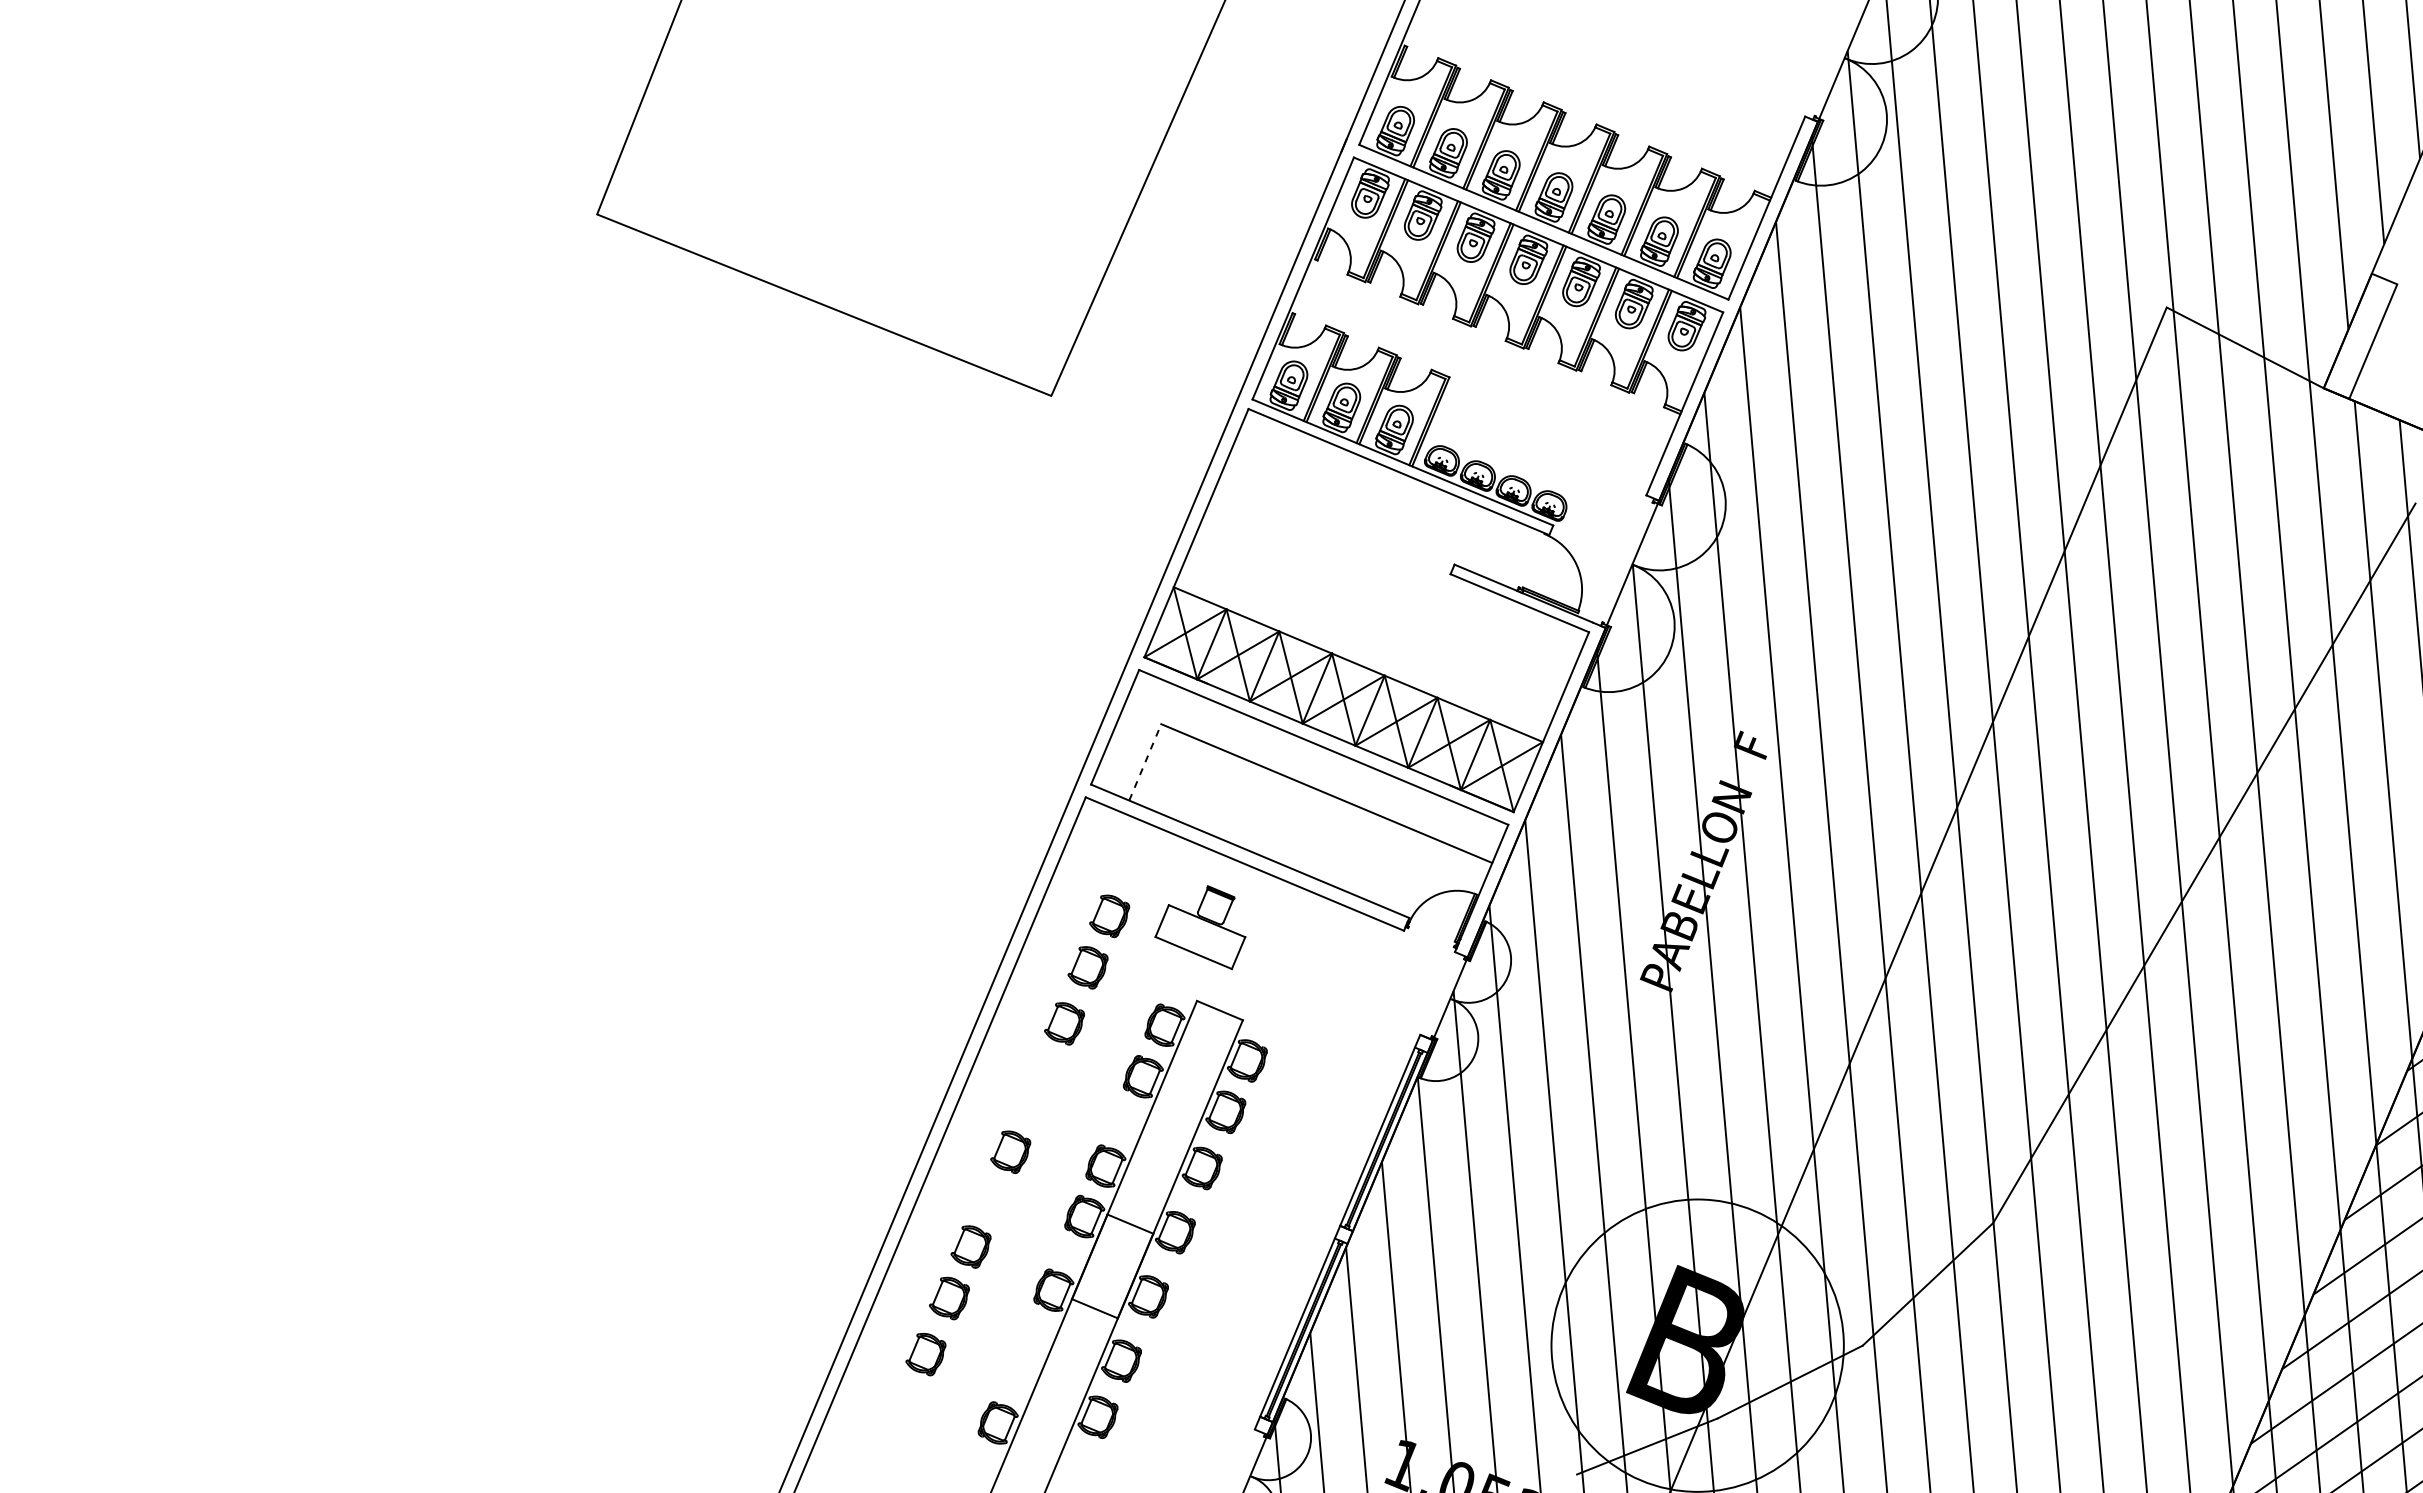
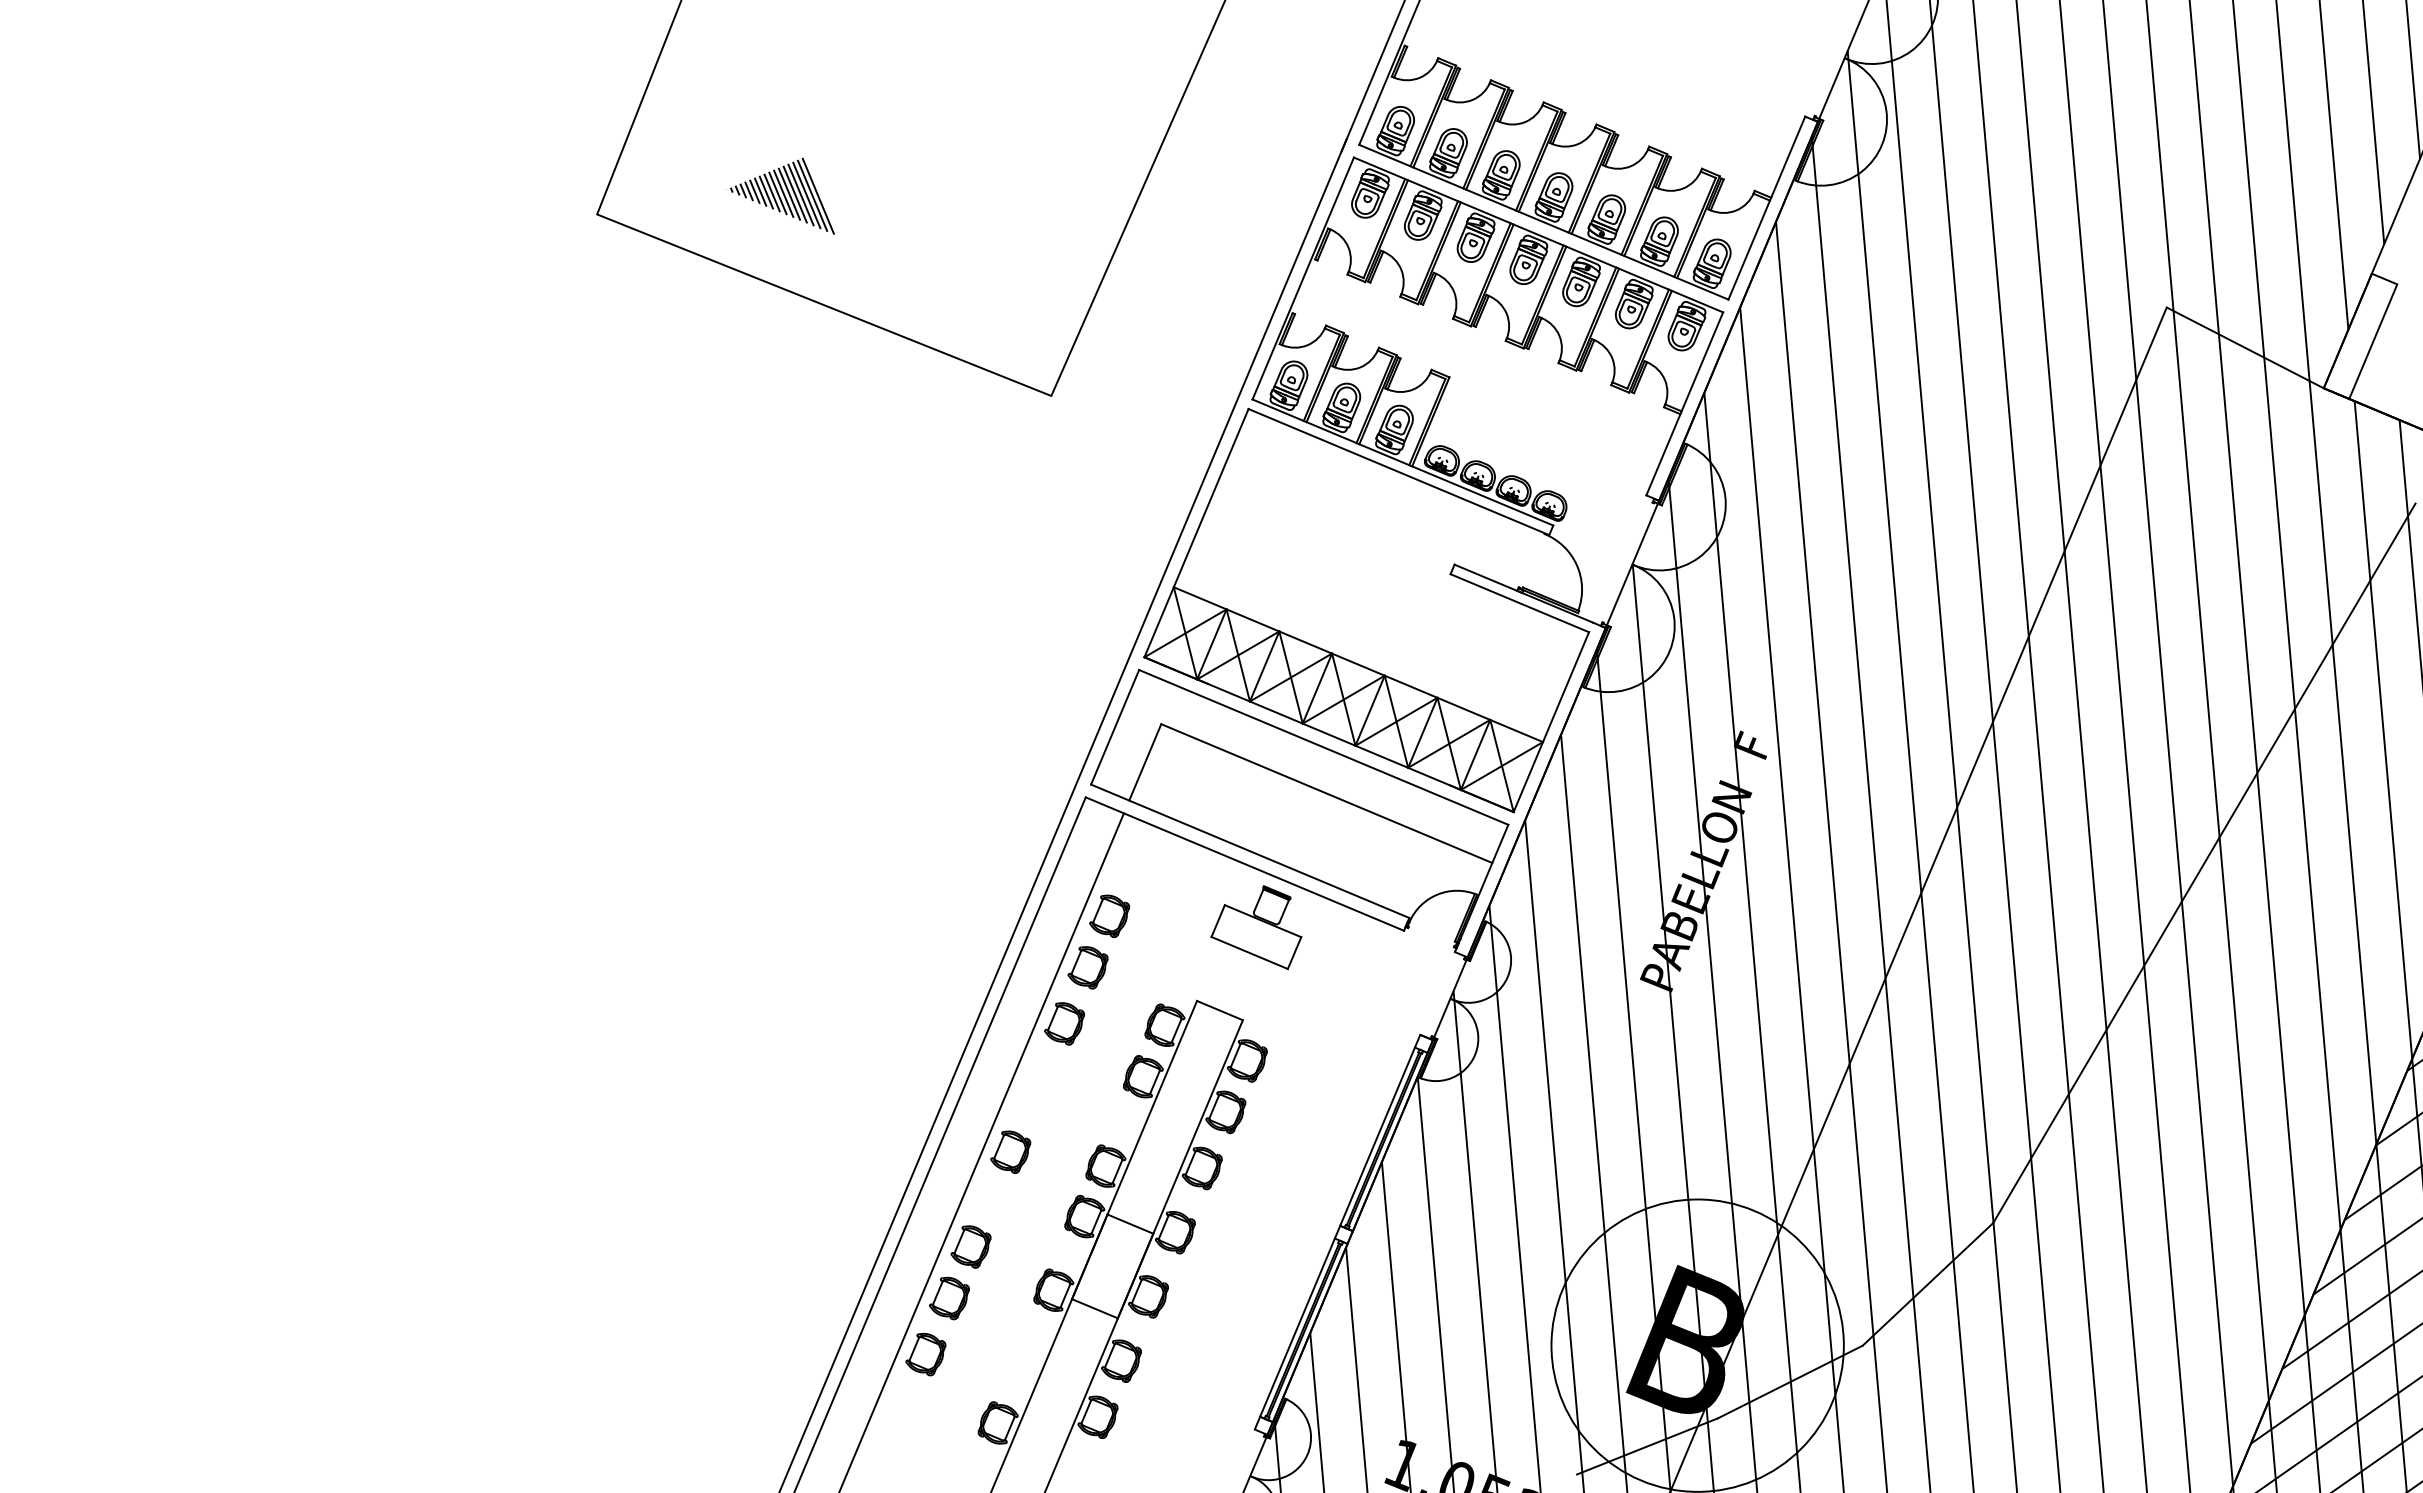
part: none -> present (780, 195)
line: dashed -> solid (1145, 761)
part position: (1200, 927) -> (1256, 927) (1256, 927)
line: none -> present (981, 1151)
